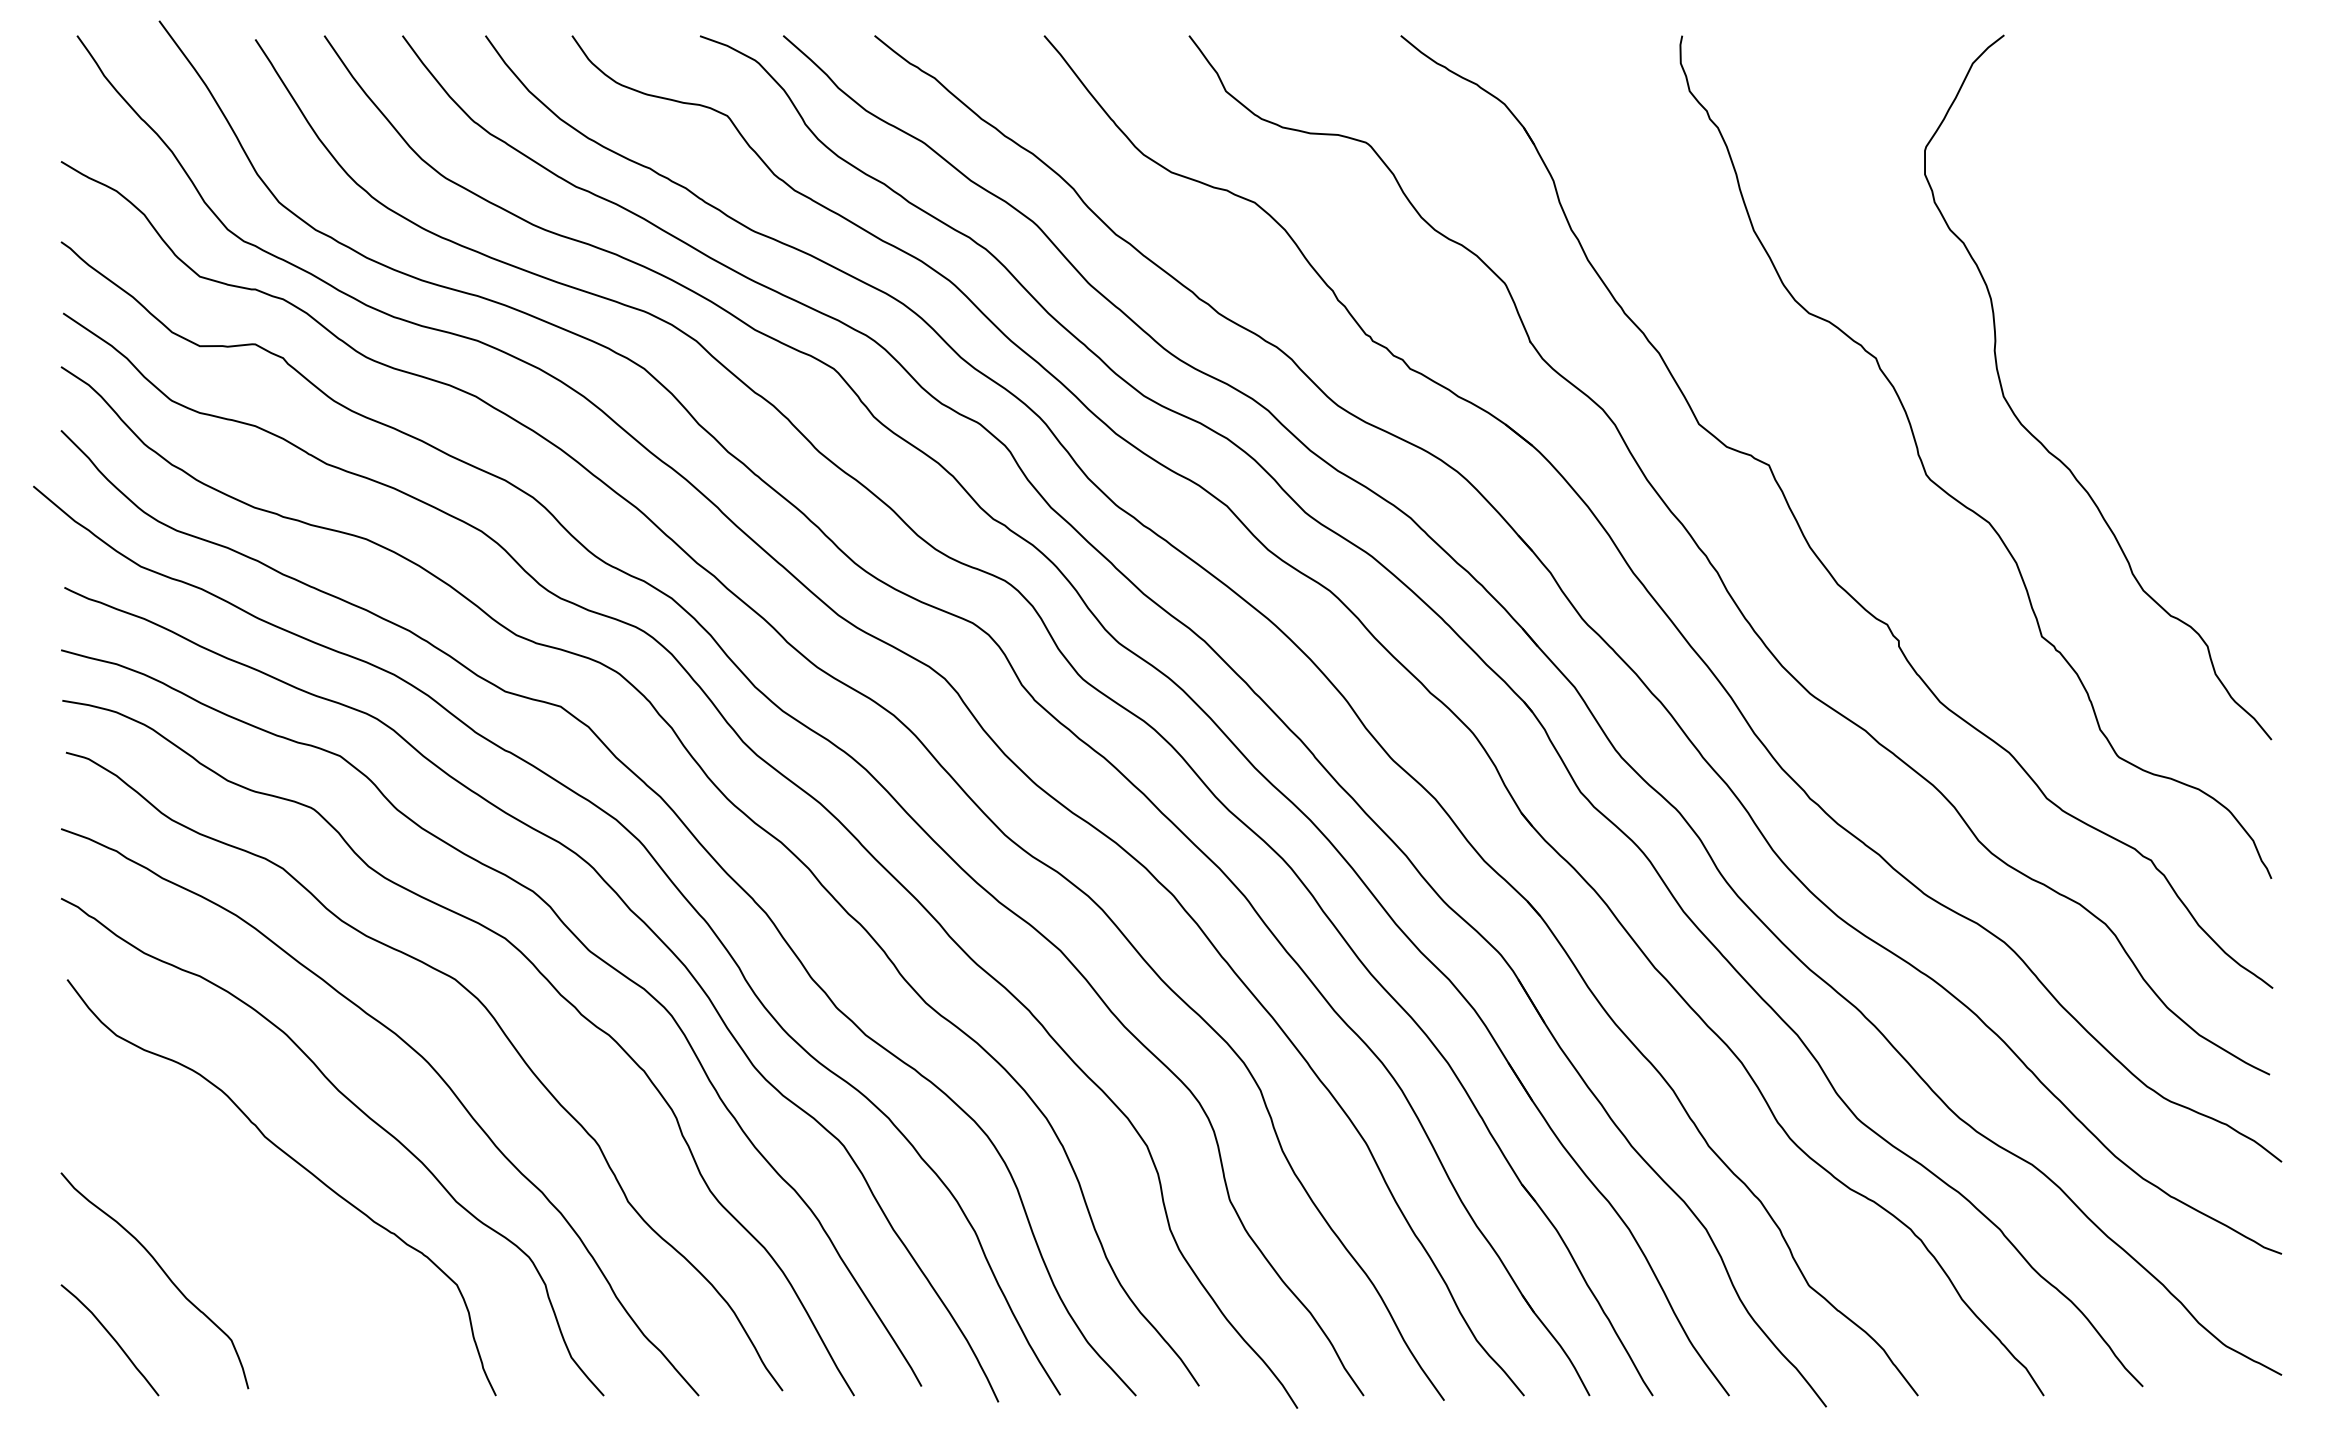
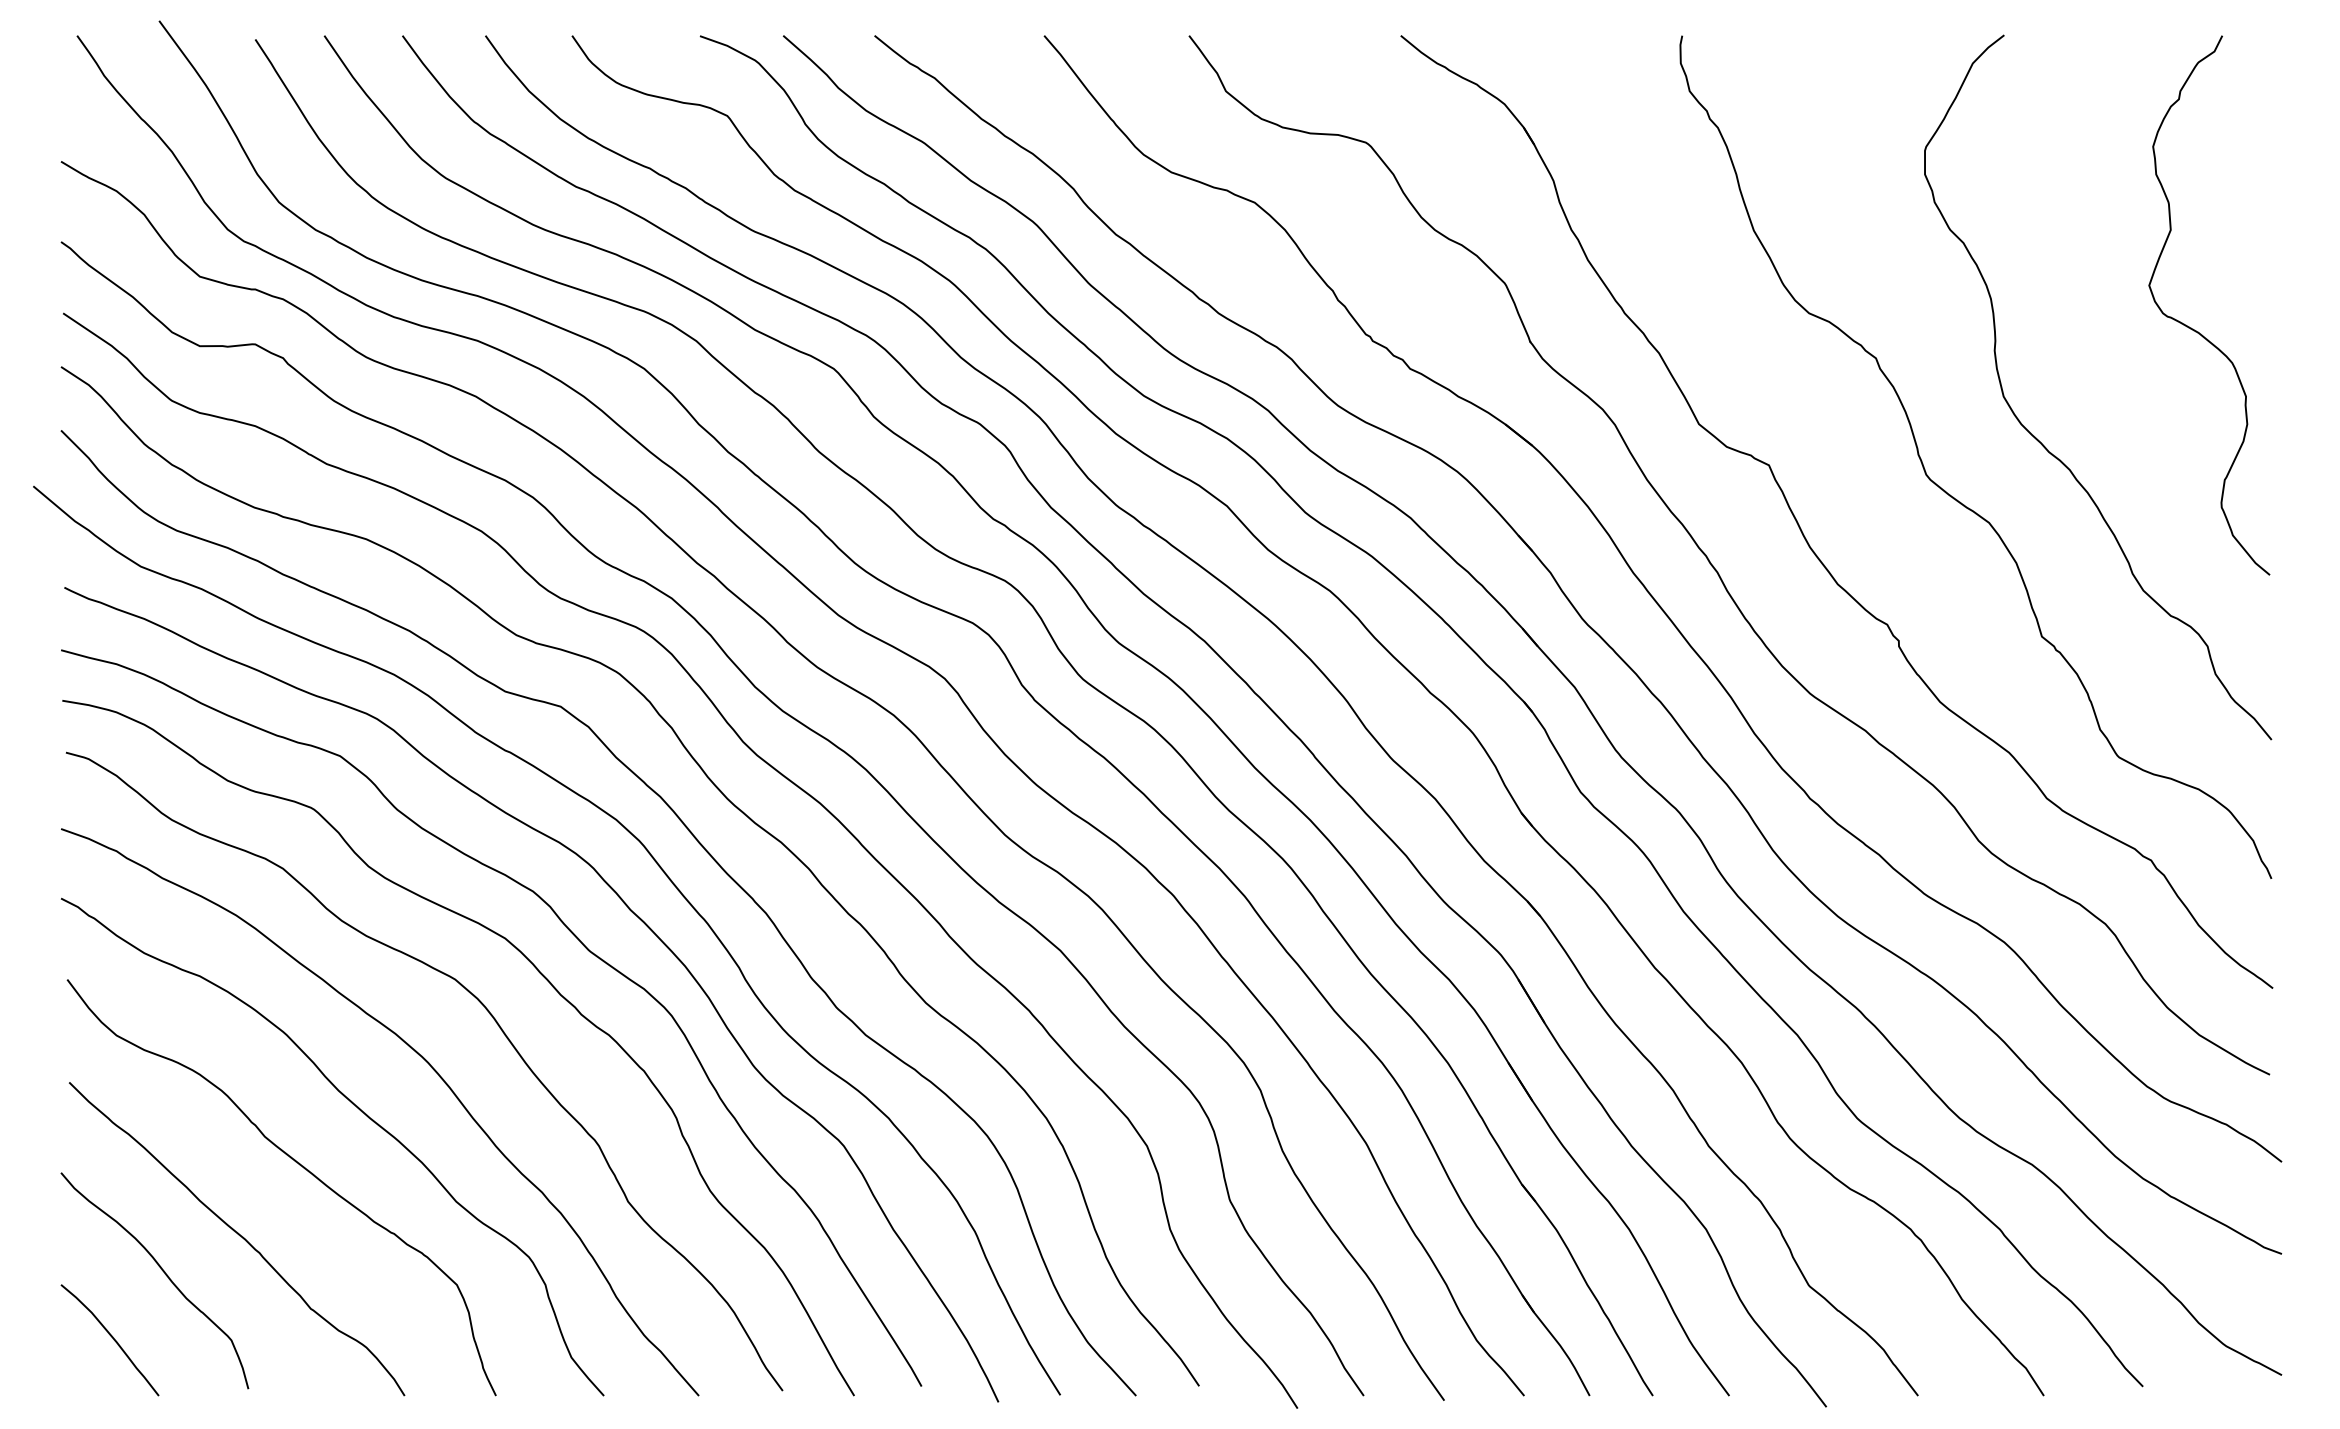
curve: none -> present (2193, 328)
curve: none -> present (239, 1236)
